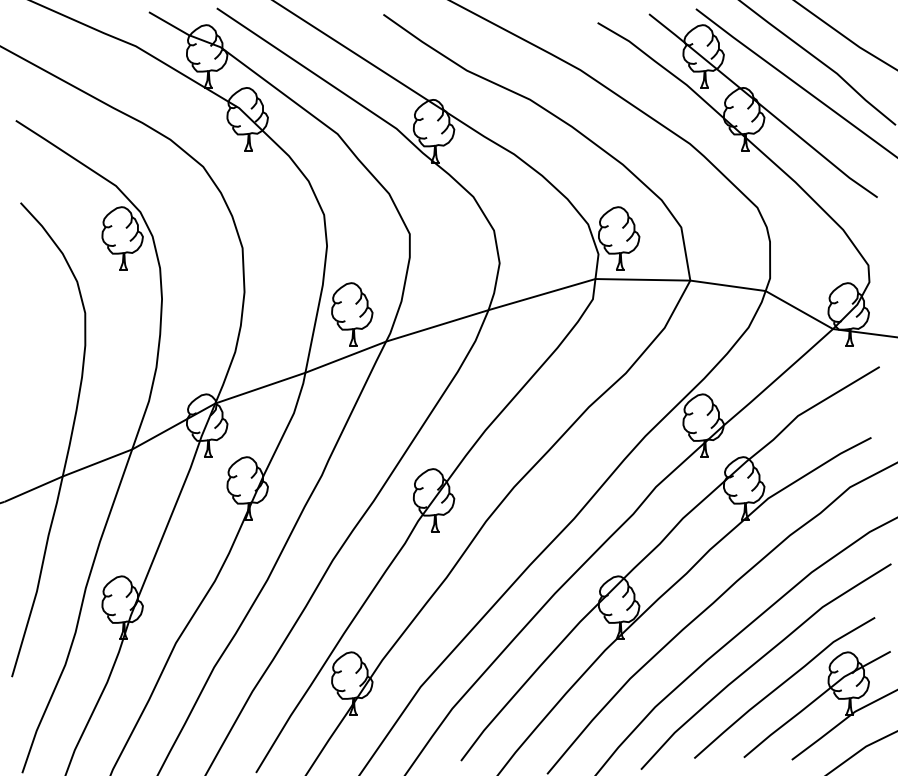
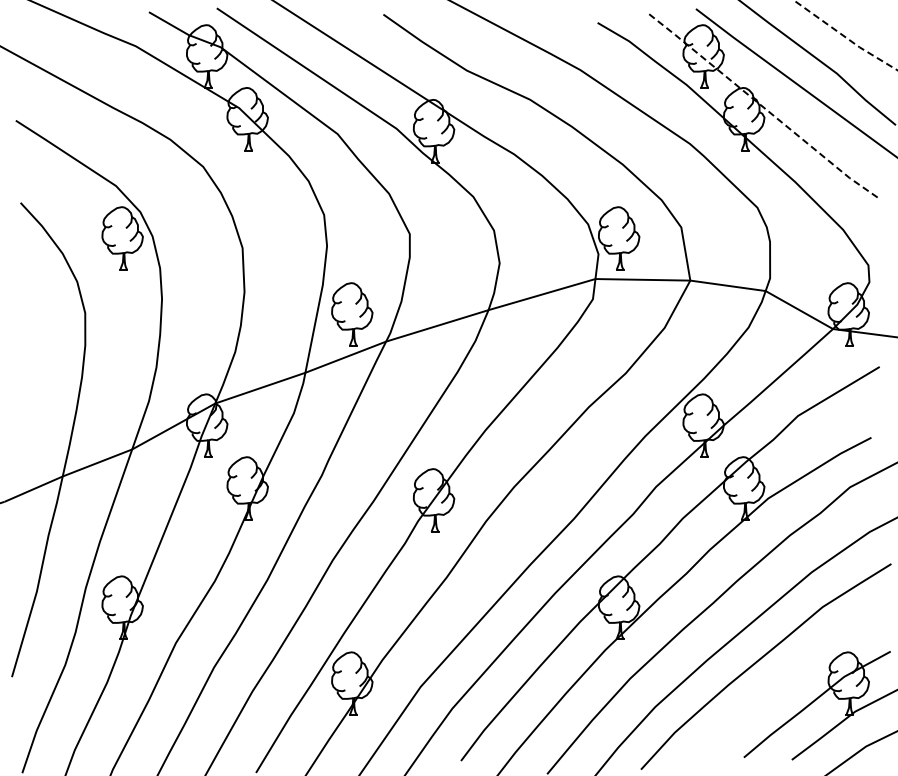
line: solid -> dashed (845, 36)
line: solid -> dashed (762, 106)
curve: present -> none (782, 685)
